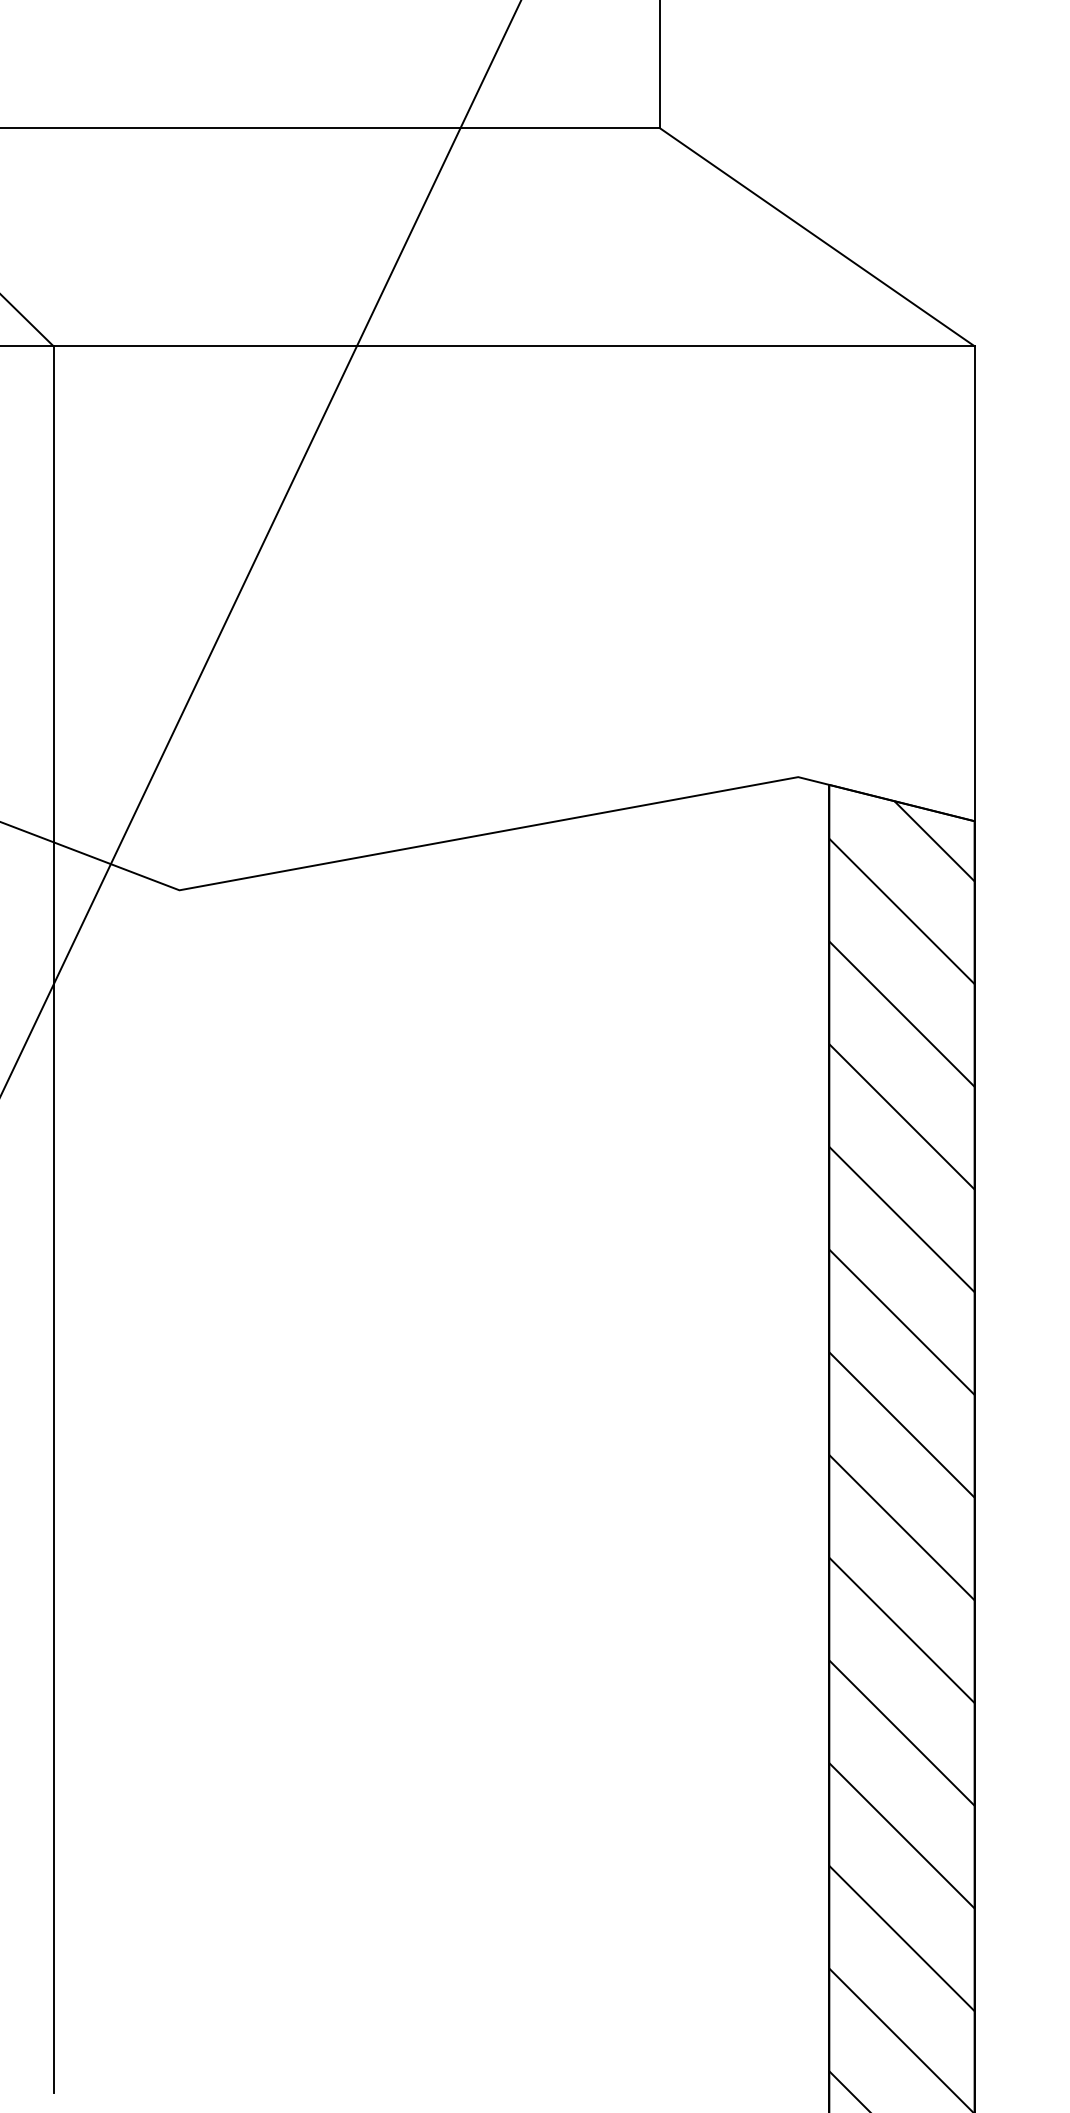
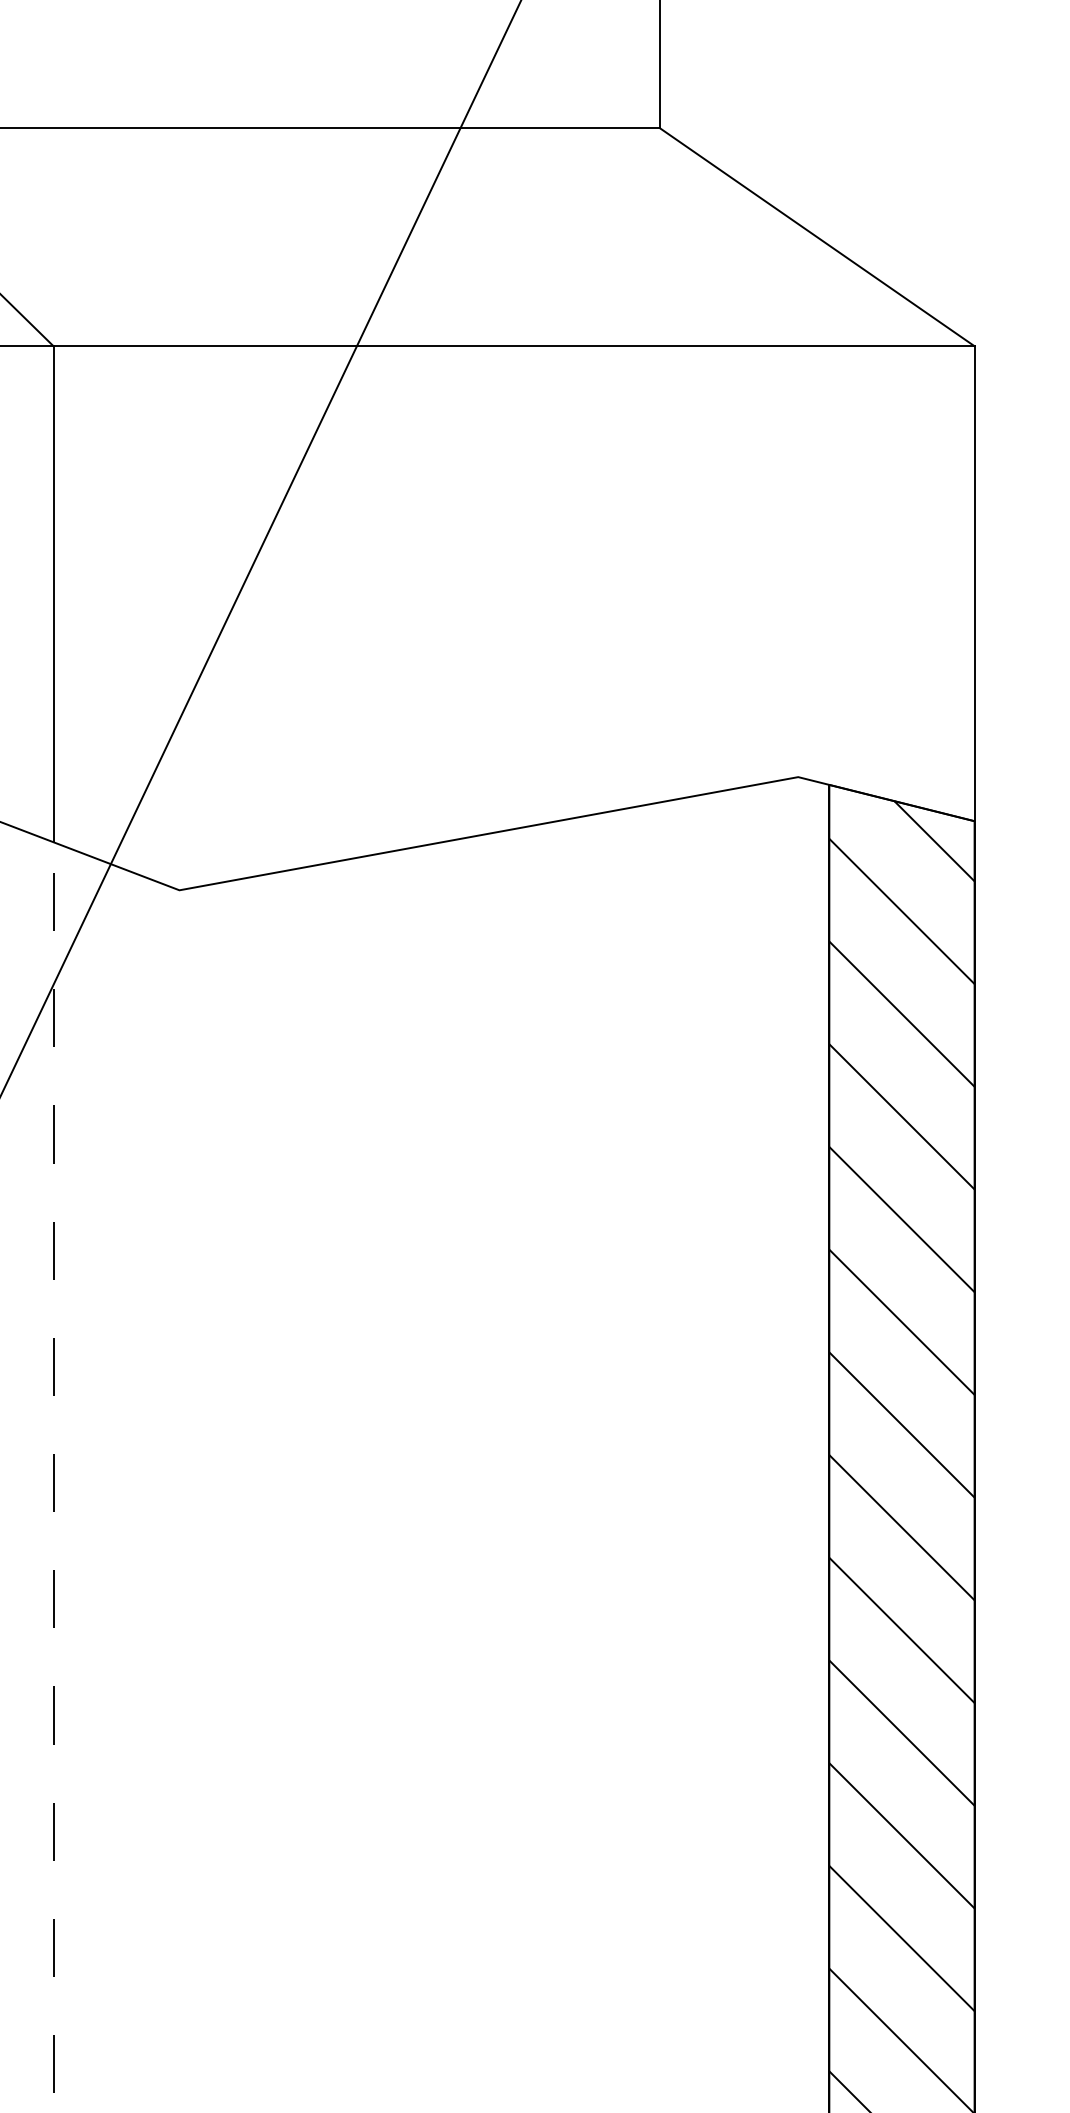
line: solid -> dashed (53, 1467)
